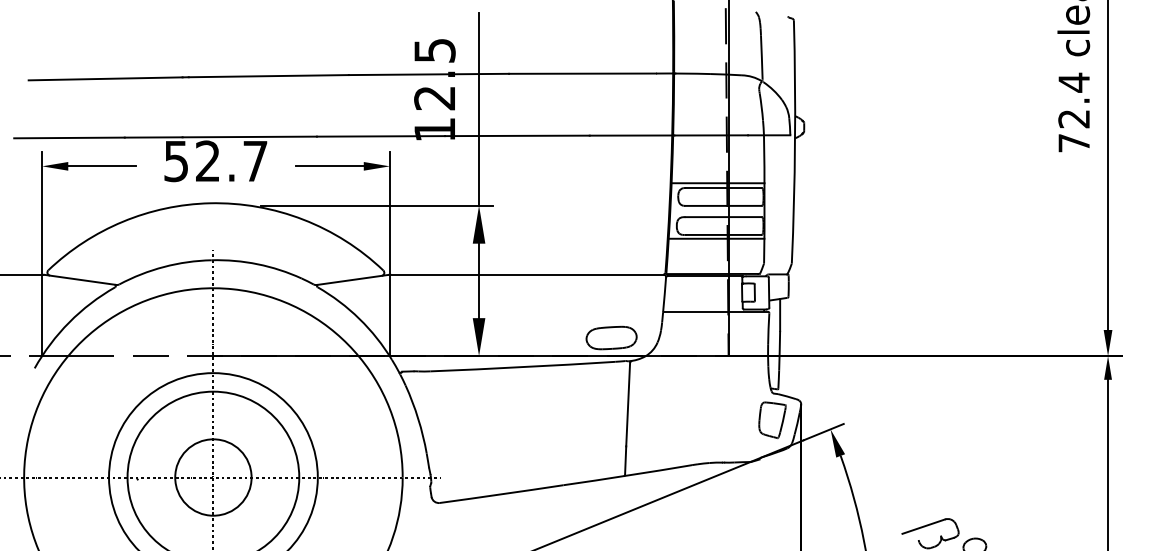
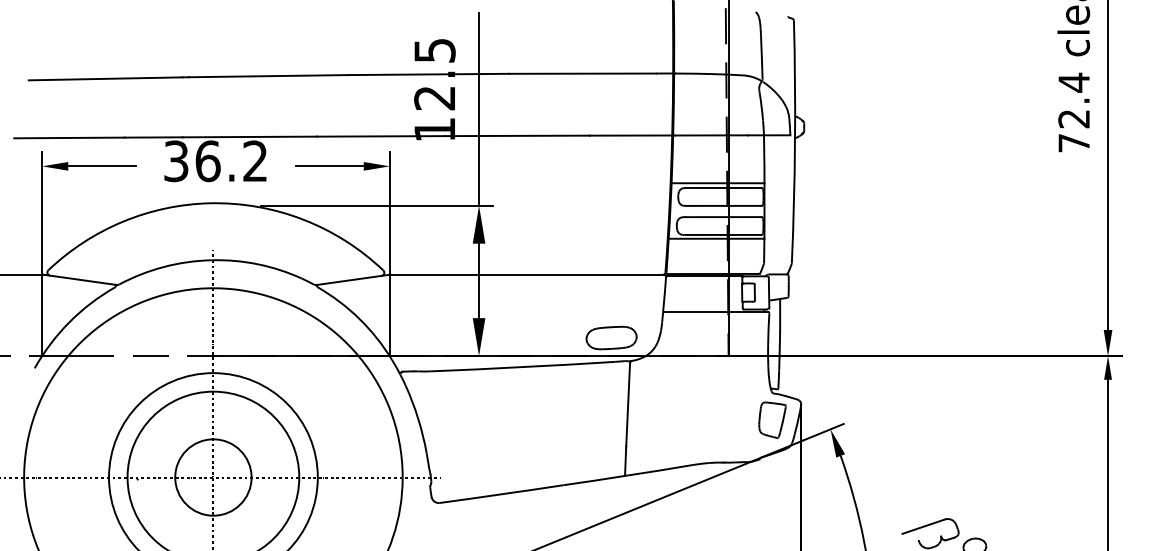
text: 52.7 -> 36.2 (215, 161)
